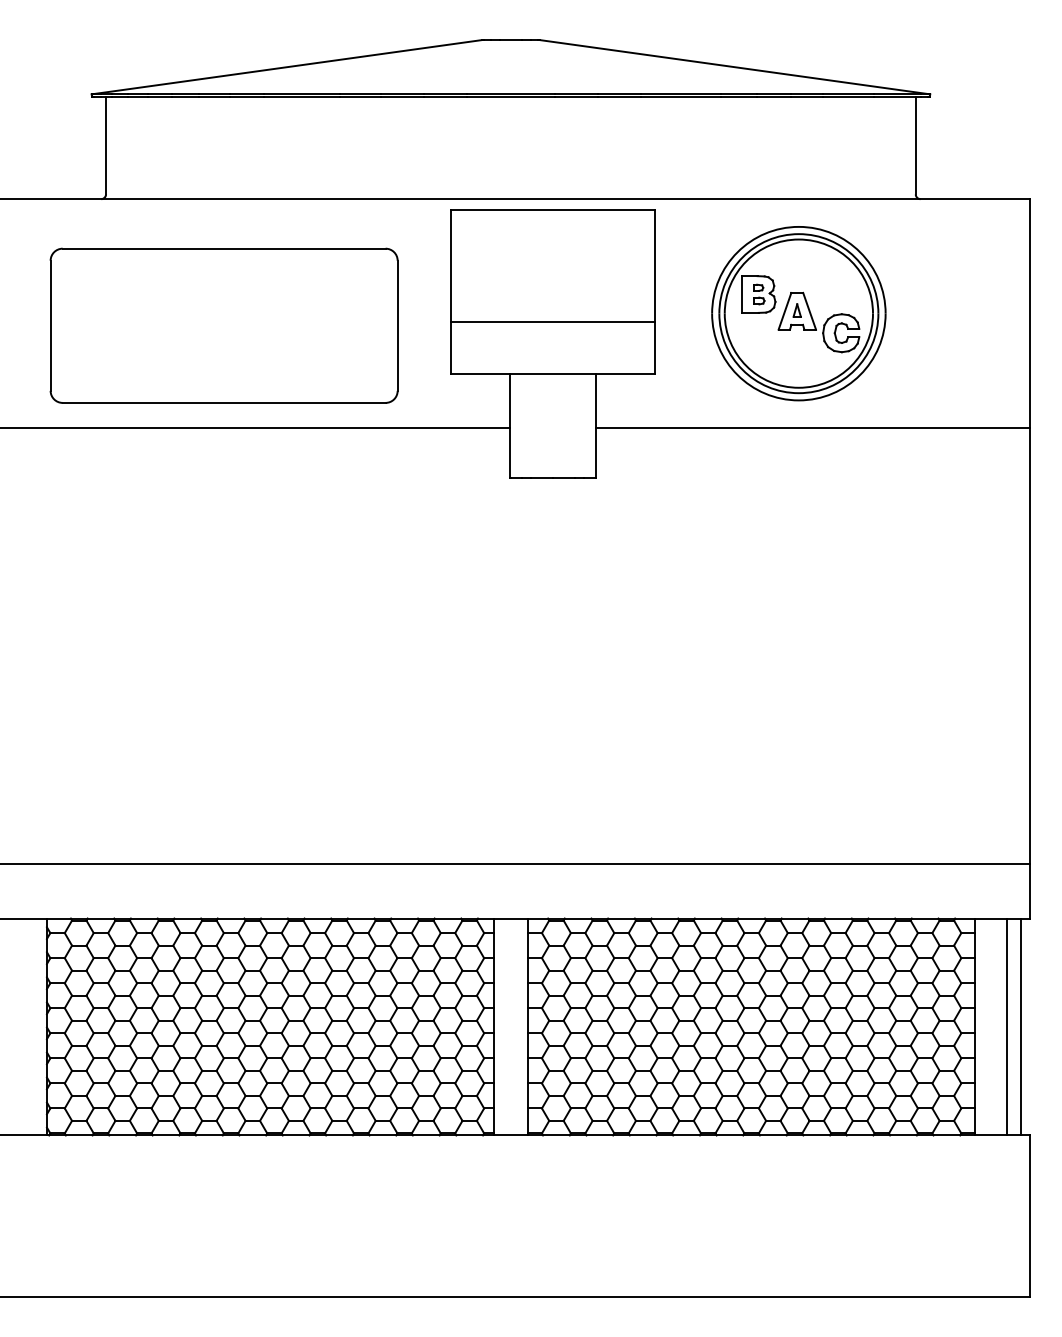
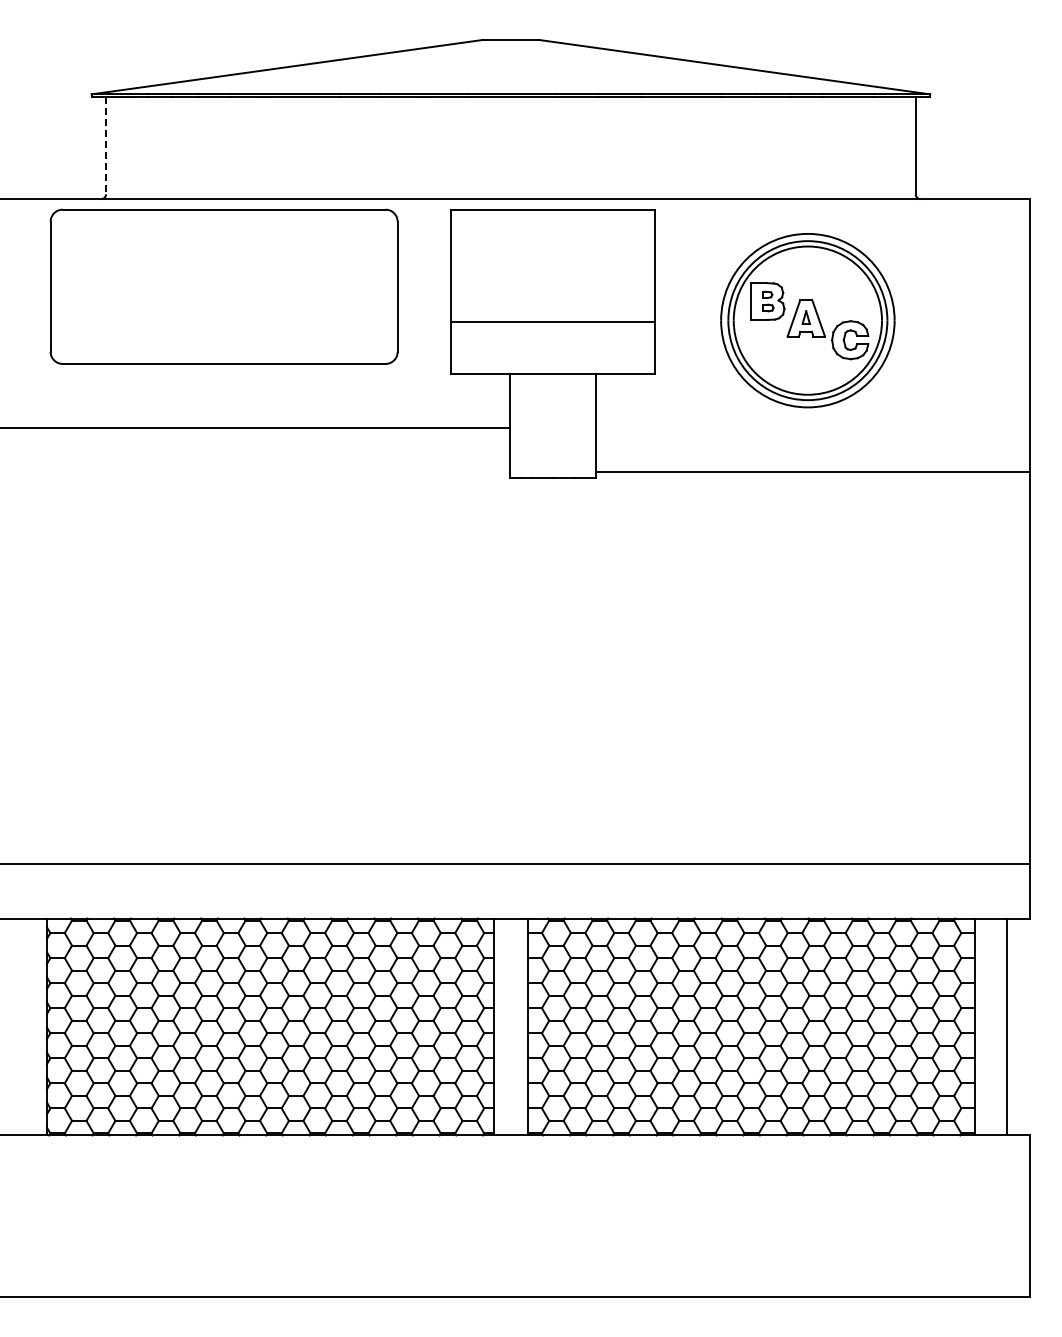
line: solid -> dashed (106, 145)
part position: (798, 313) -> (807, 320) (807, 320)
part position: (223, 325) -> (223, 286) (223, 286)
line position: (813, 428) -> (813, 472) (813, 472)
line: present -> none (1020, 1026)
